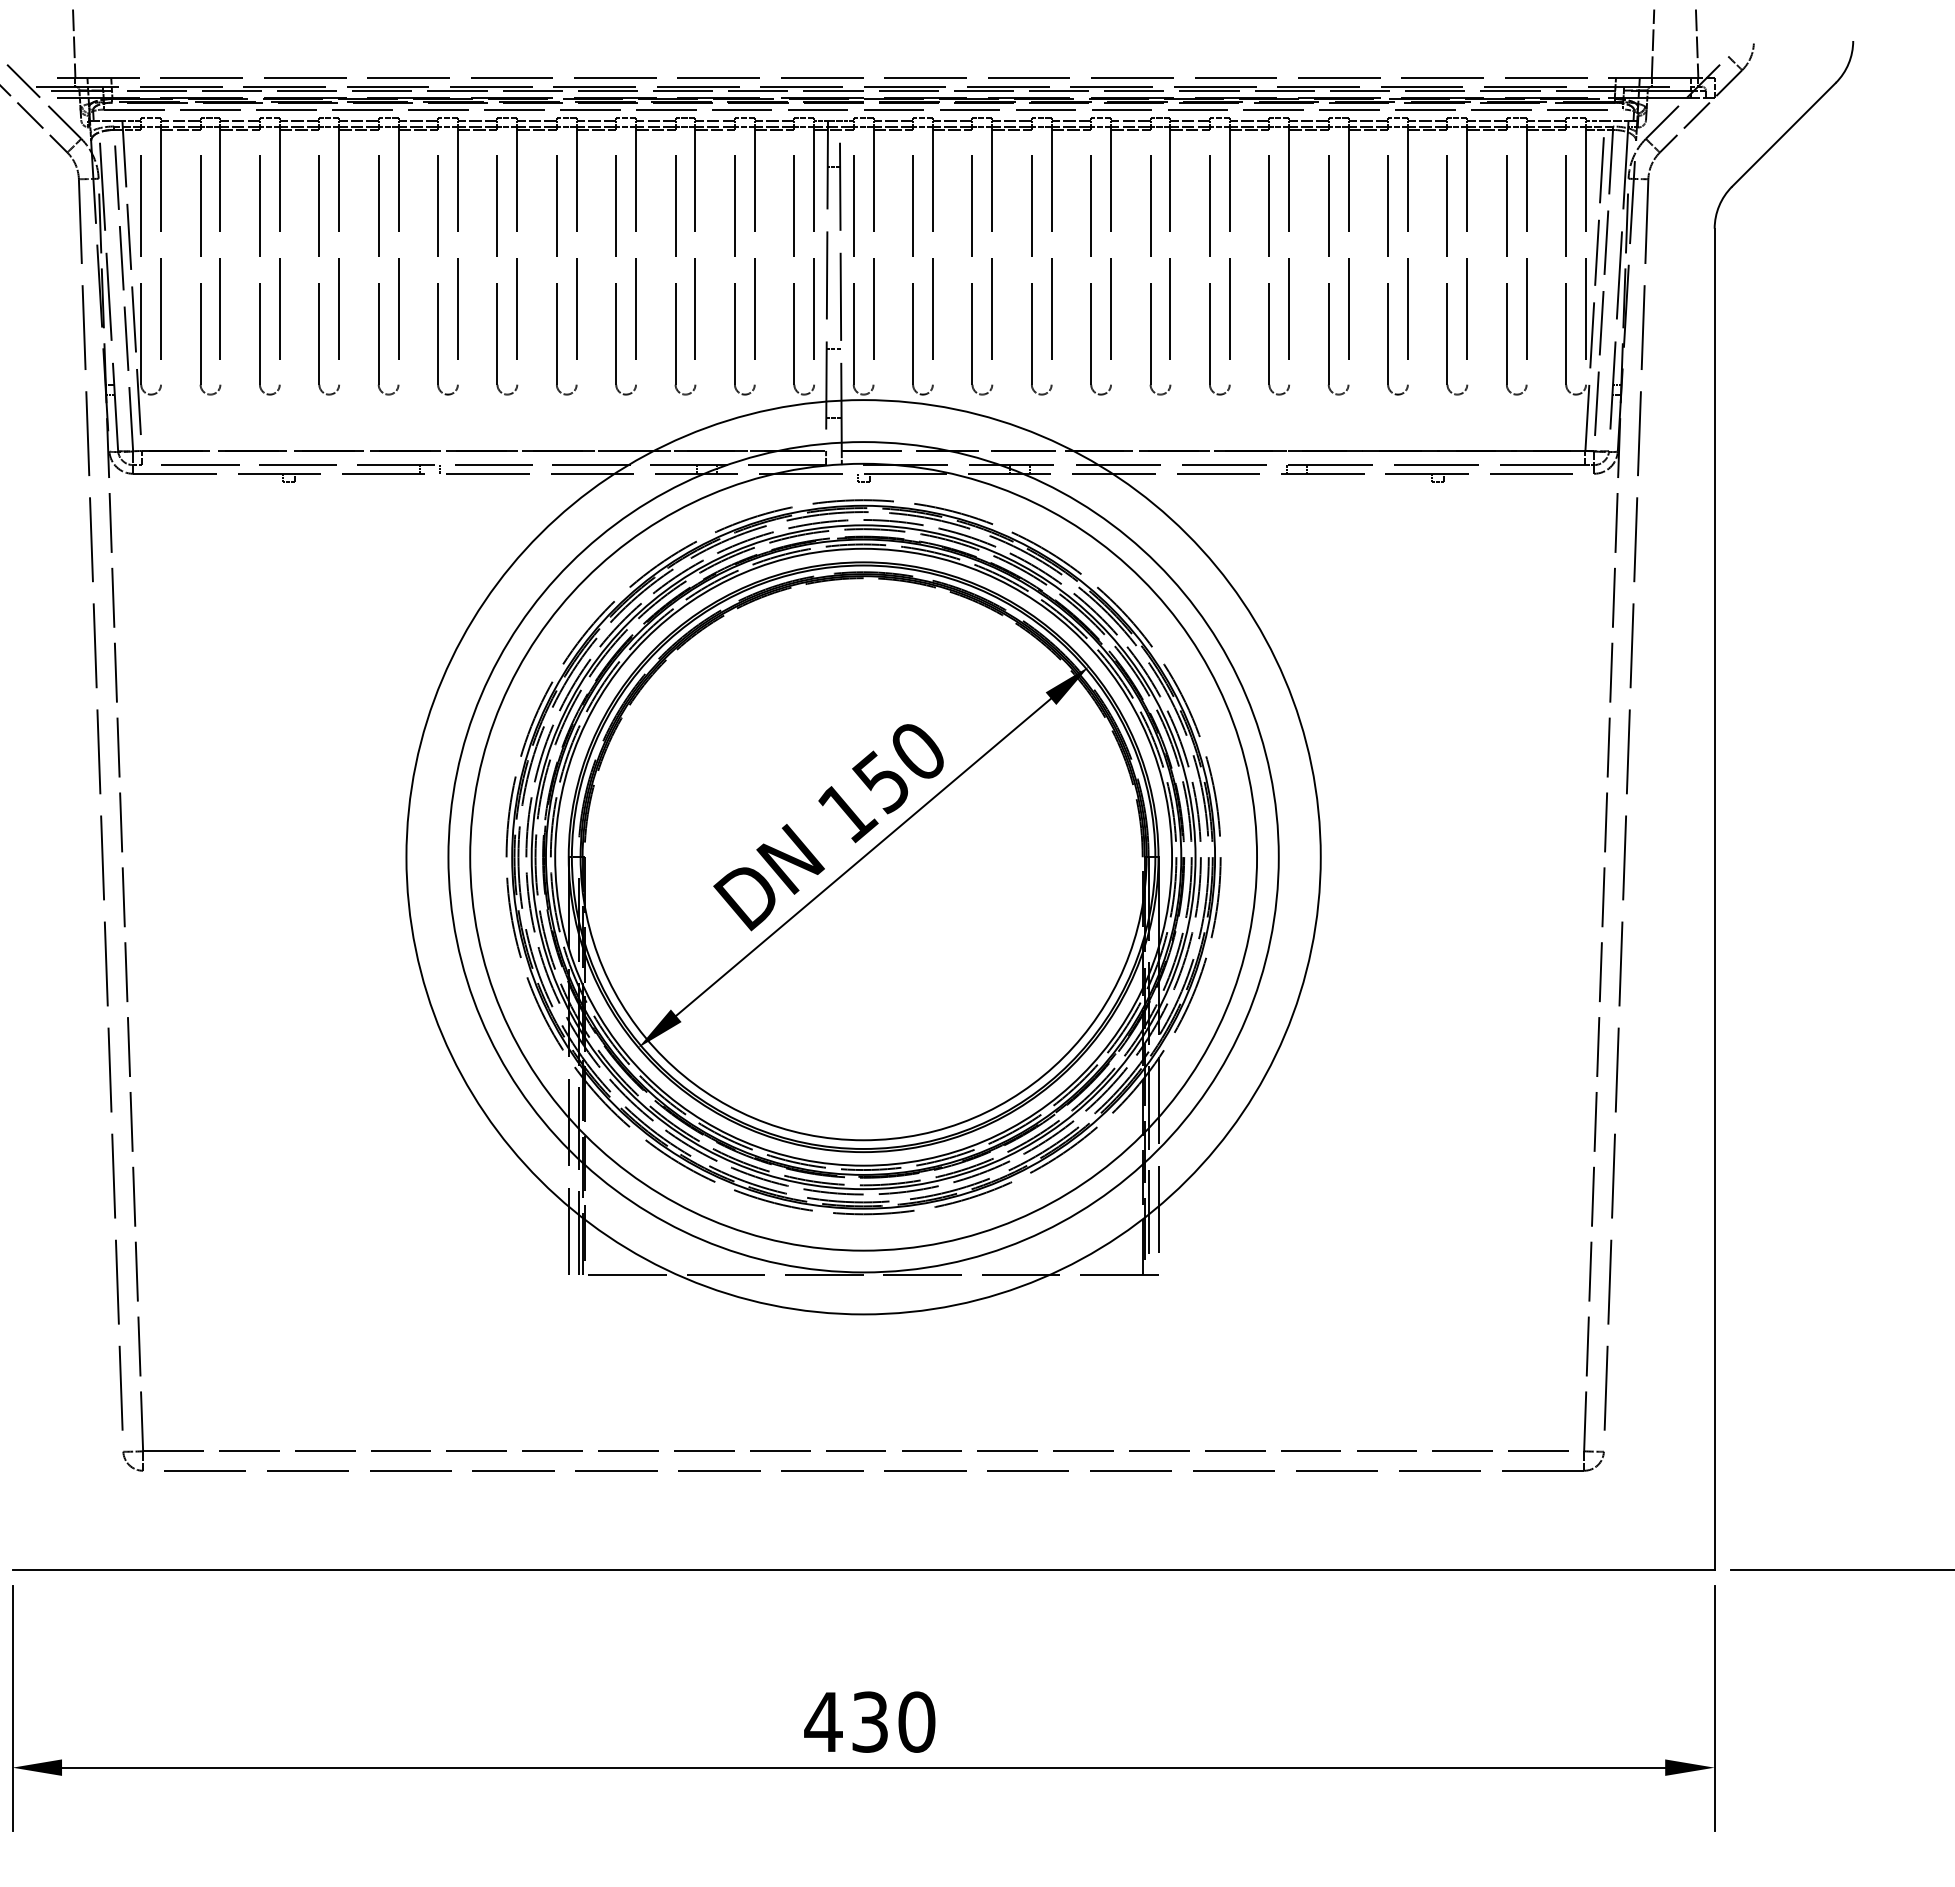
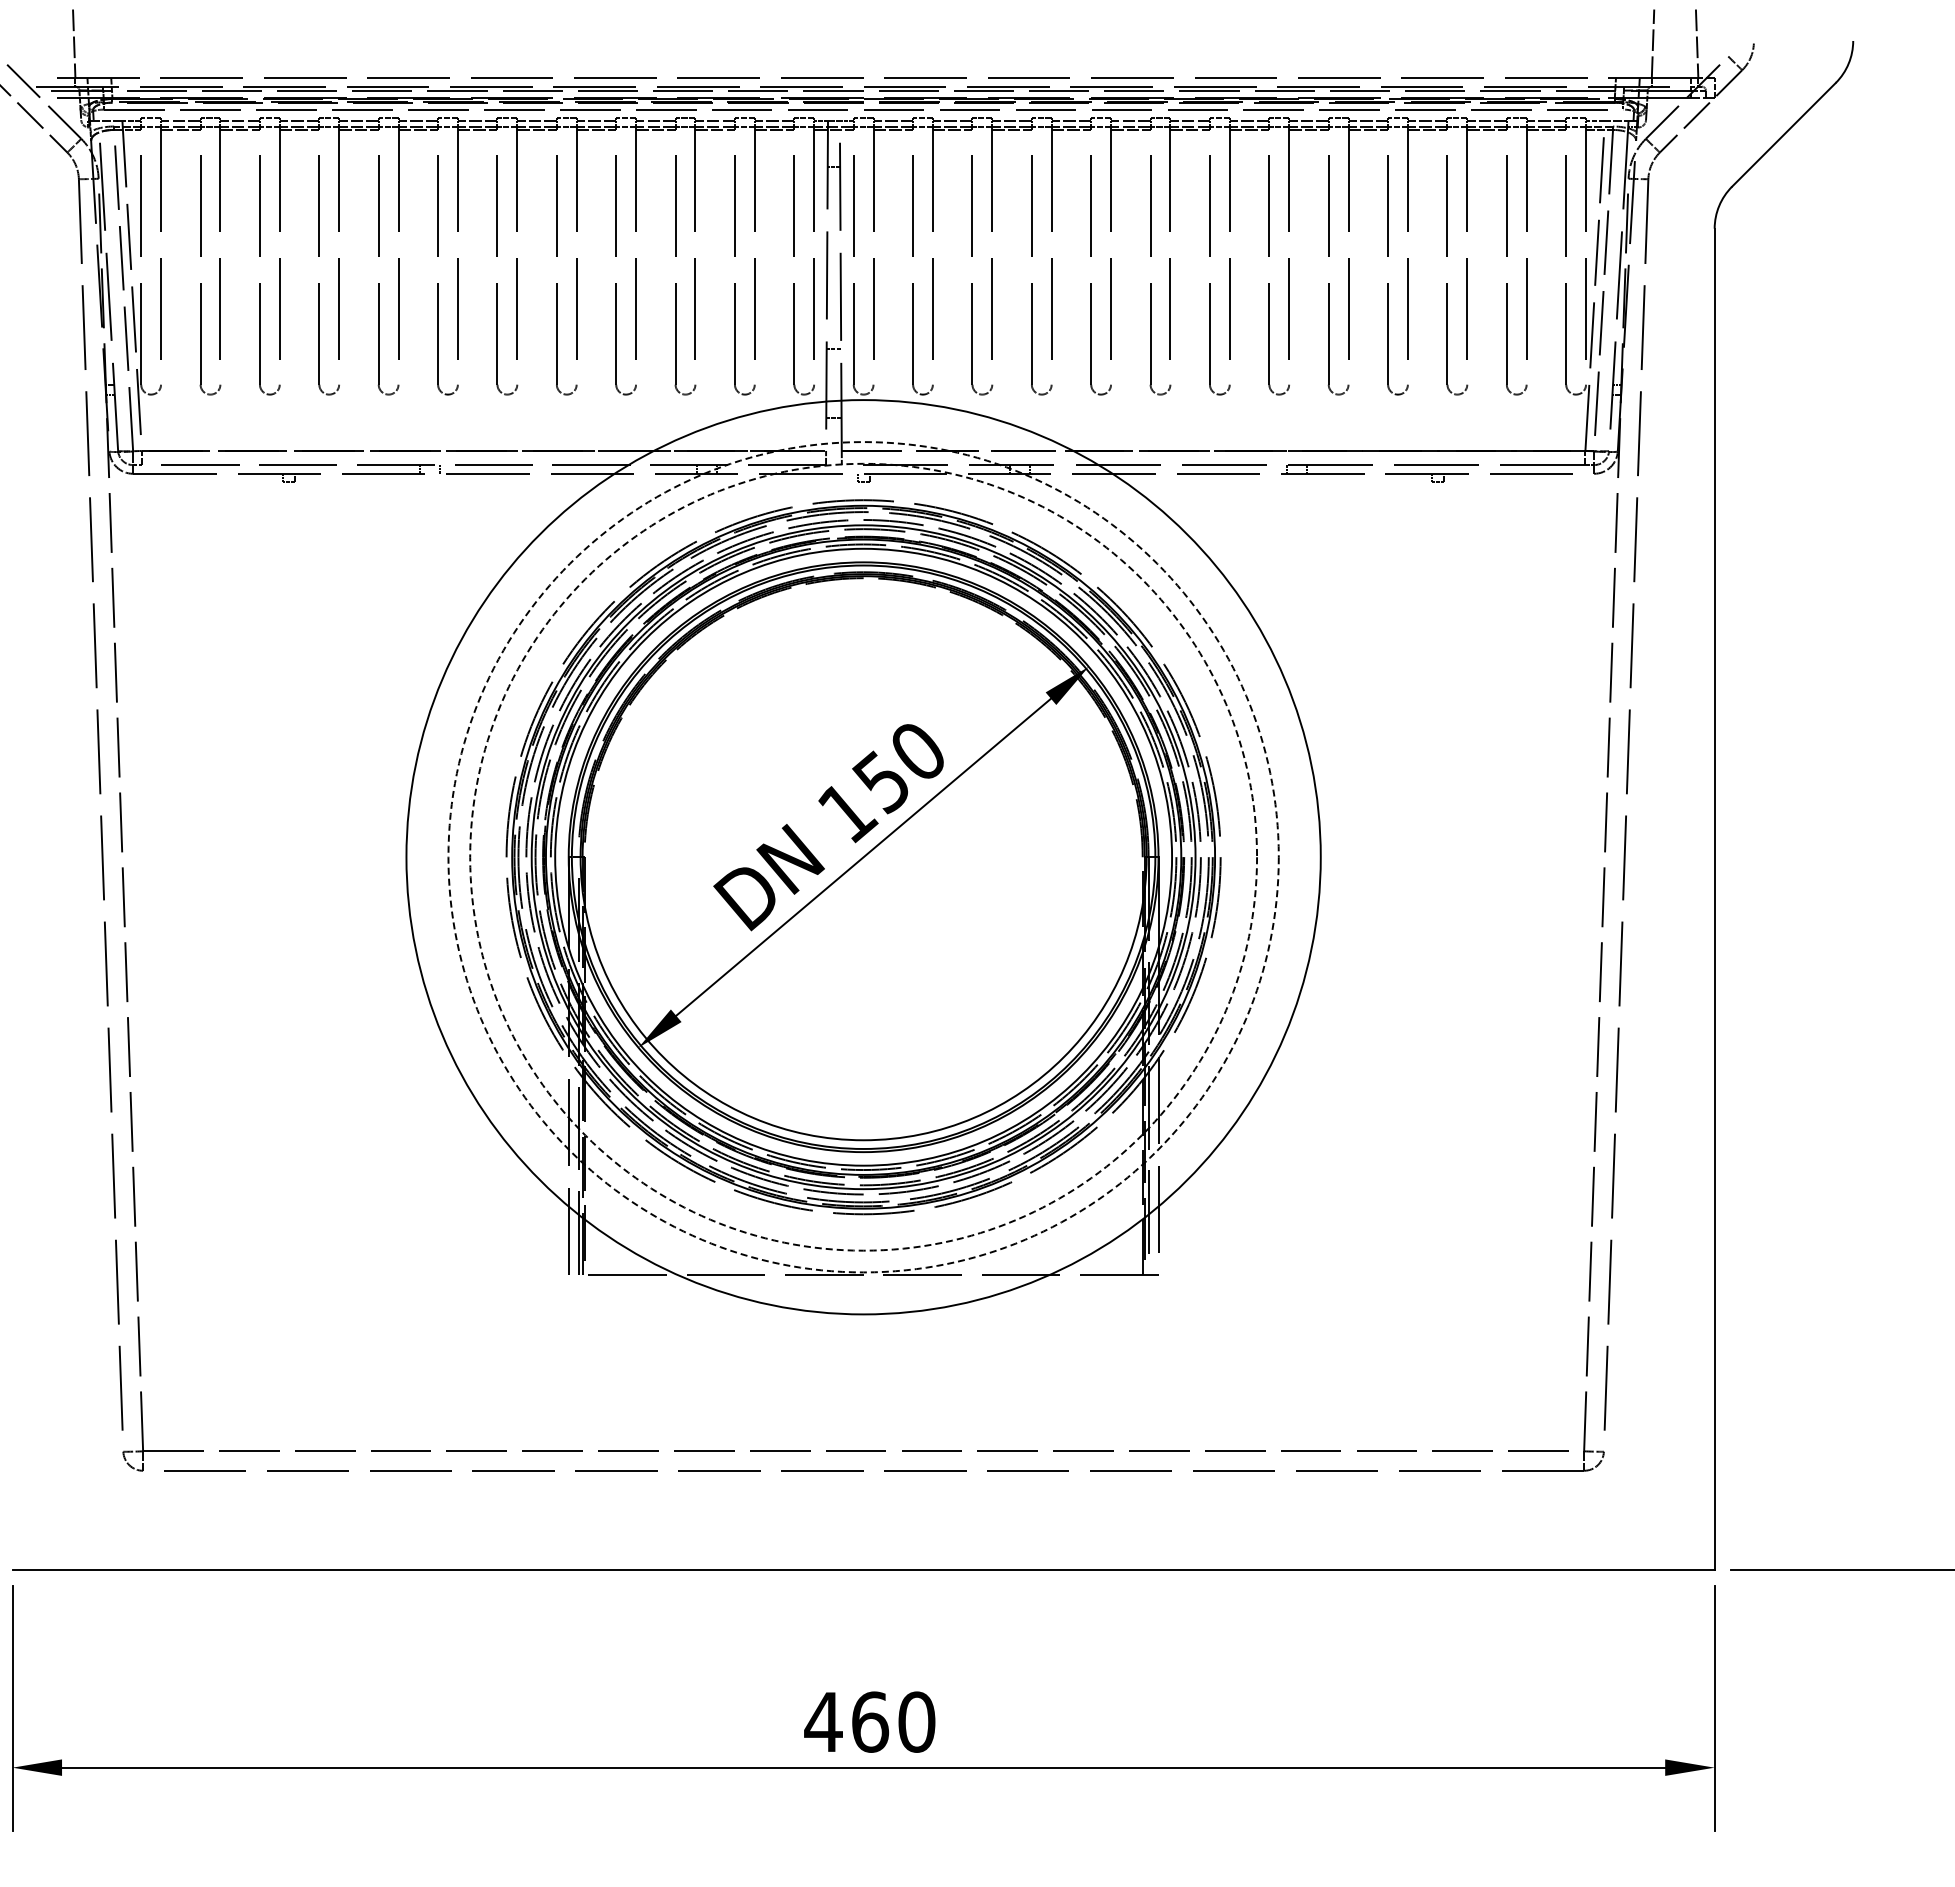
circle: solid -> dashed (863, 856)
circle: solid -> dashed (863, 857)
text: 430 -> 460 (870, 1721)
